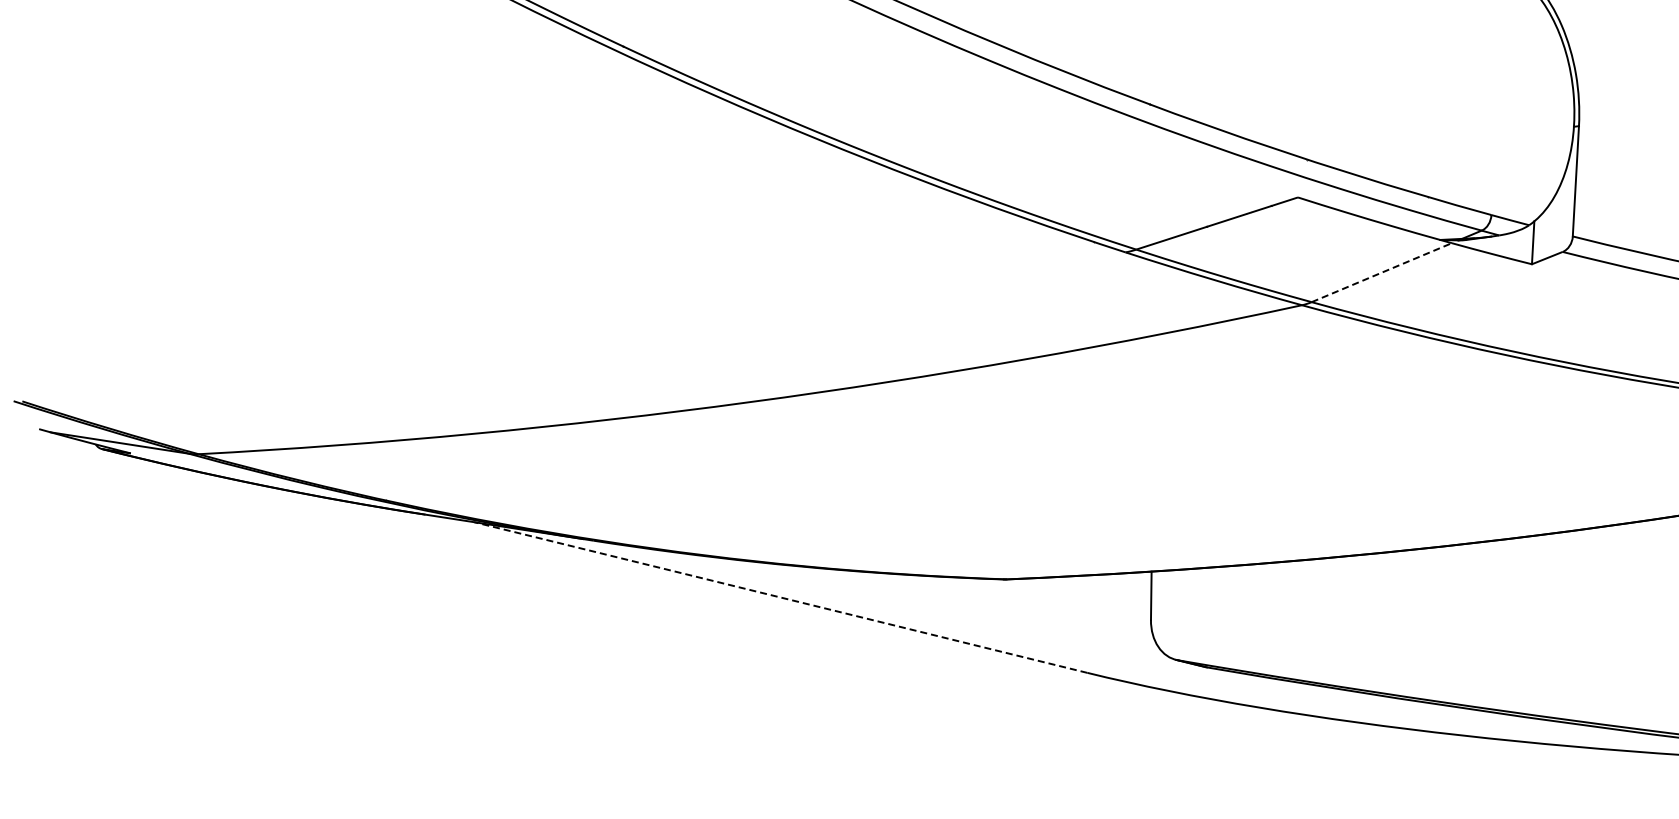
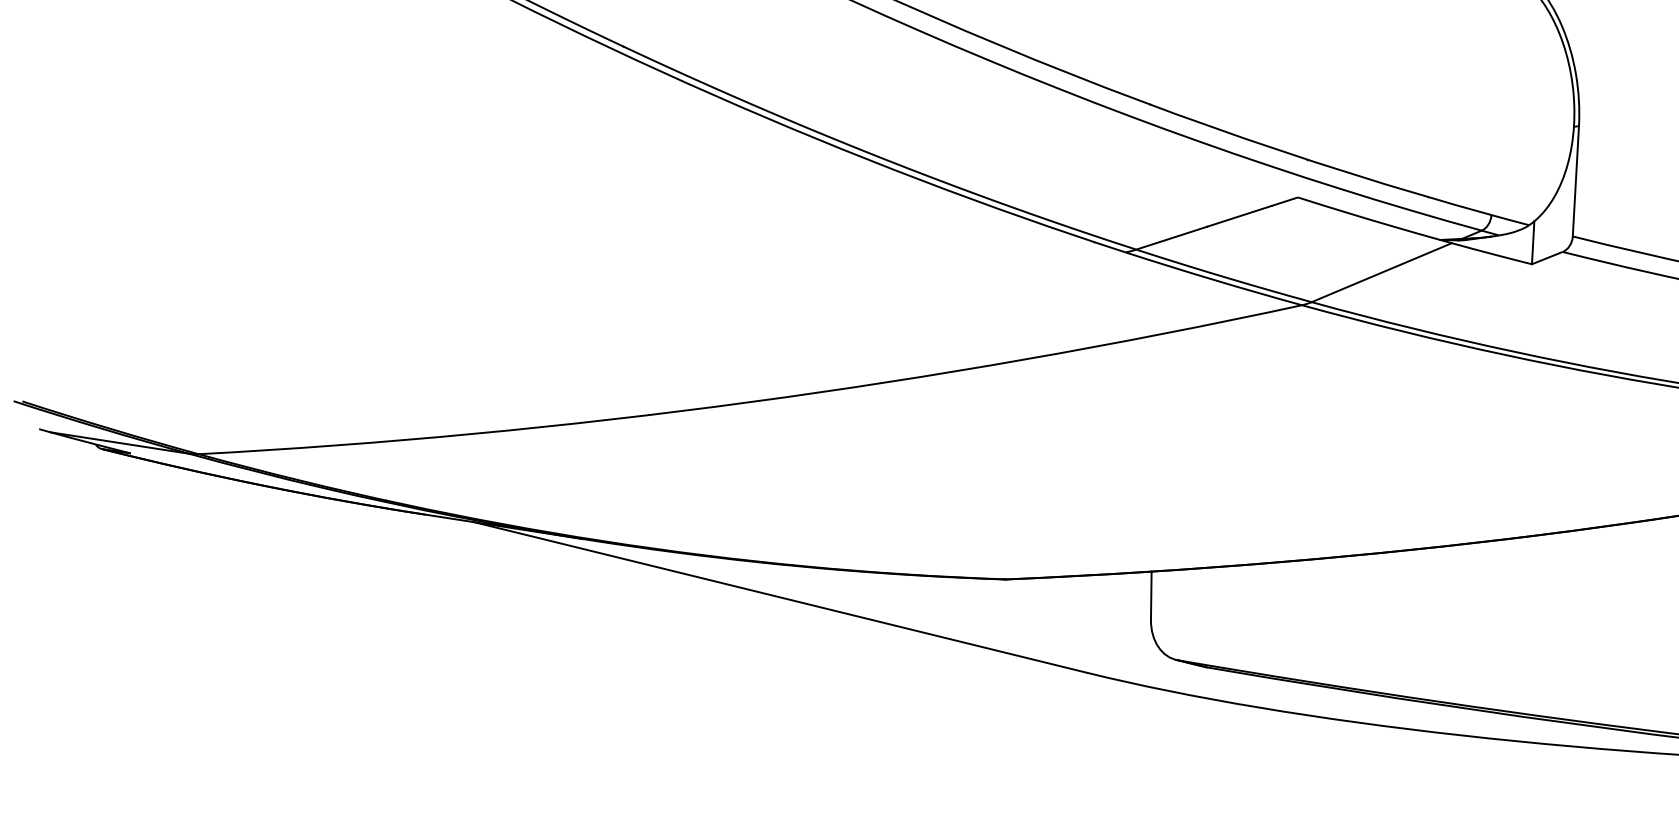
line: dashed -> solid (1382, 272)
line: dashed -> solid (780, 597)
